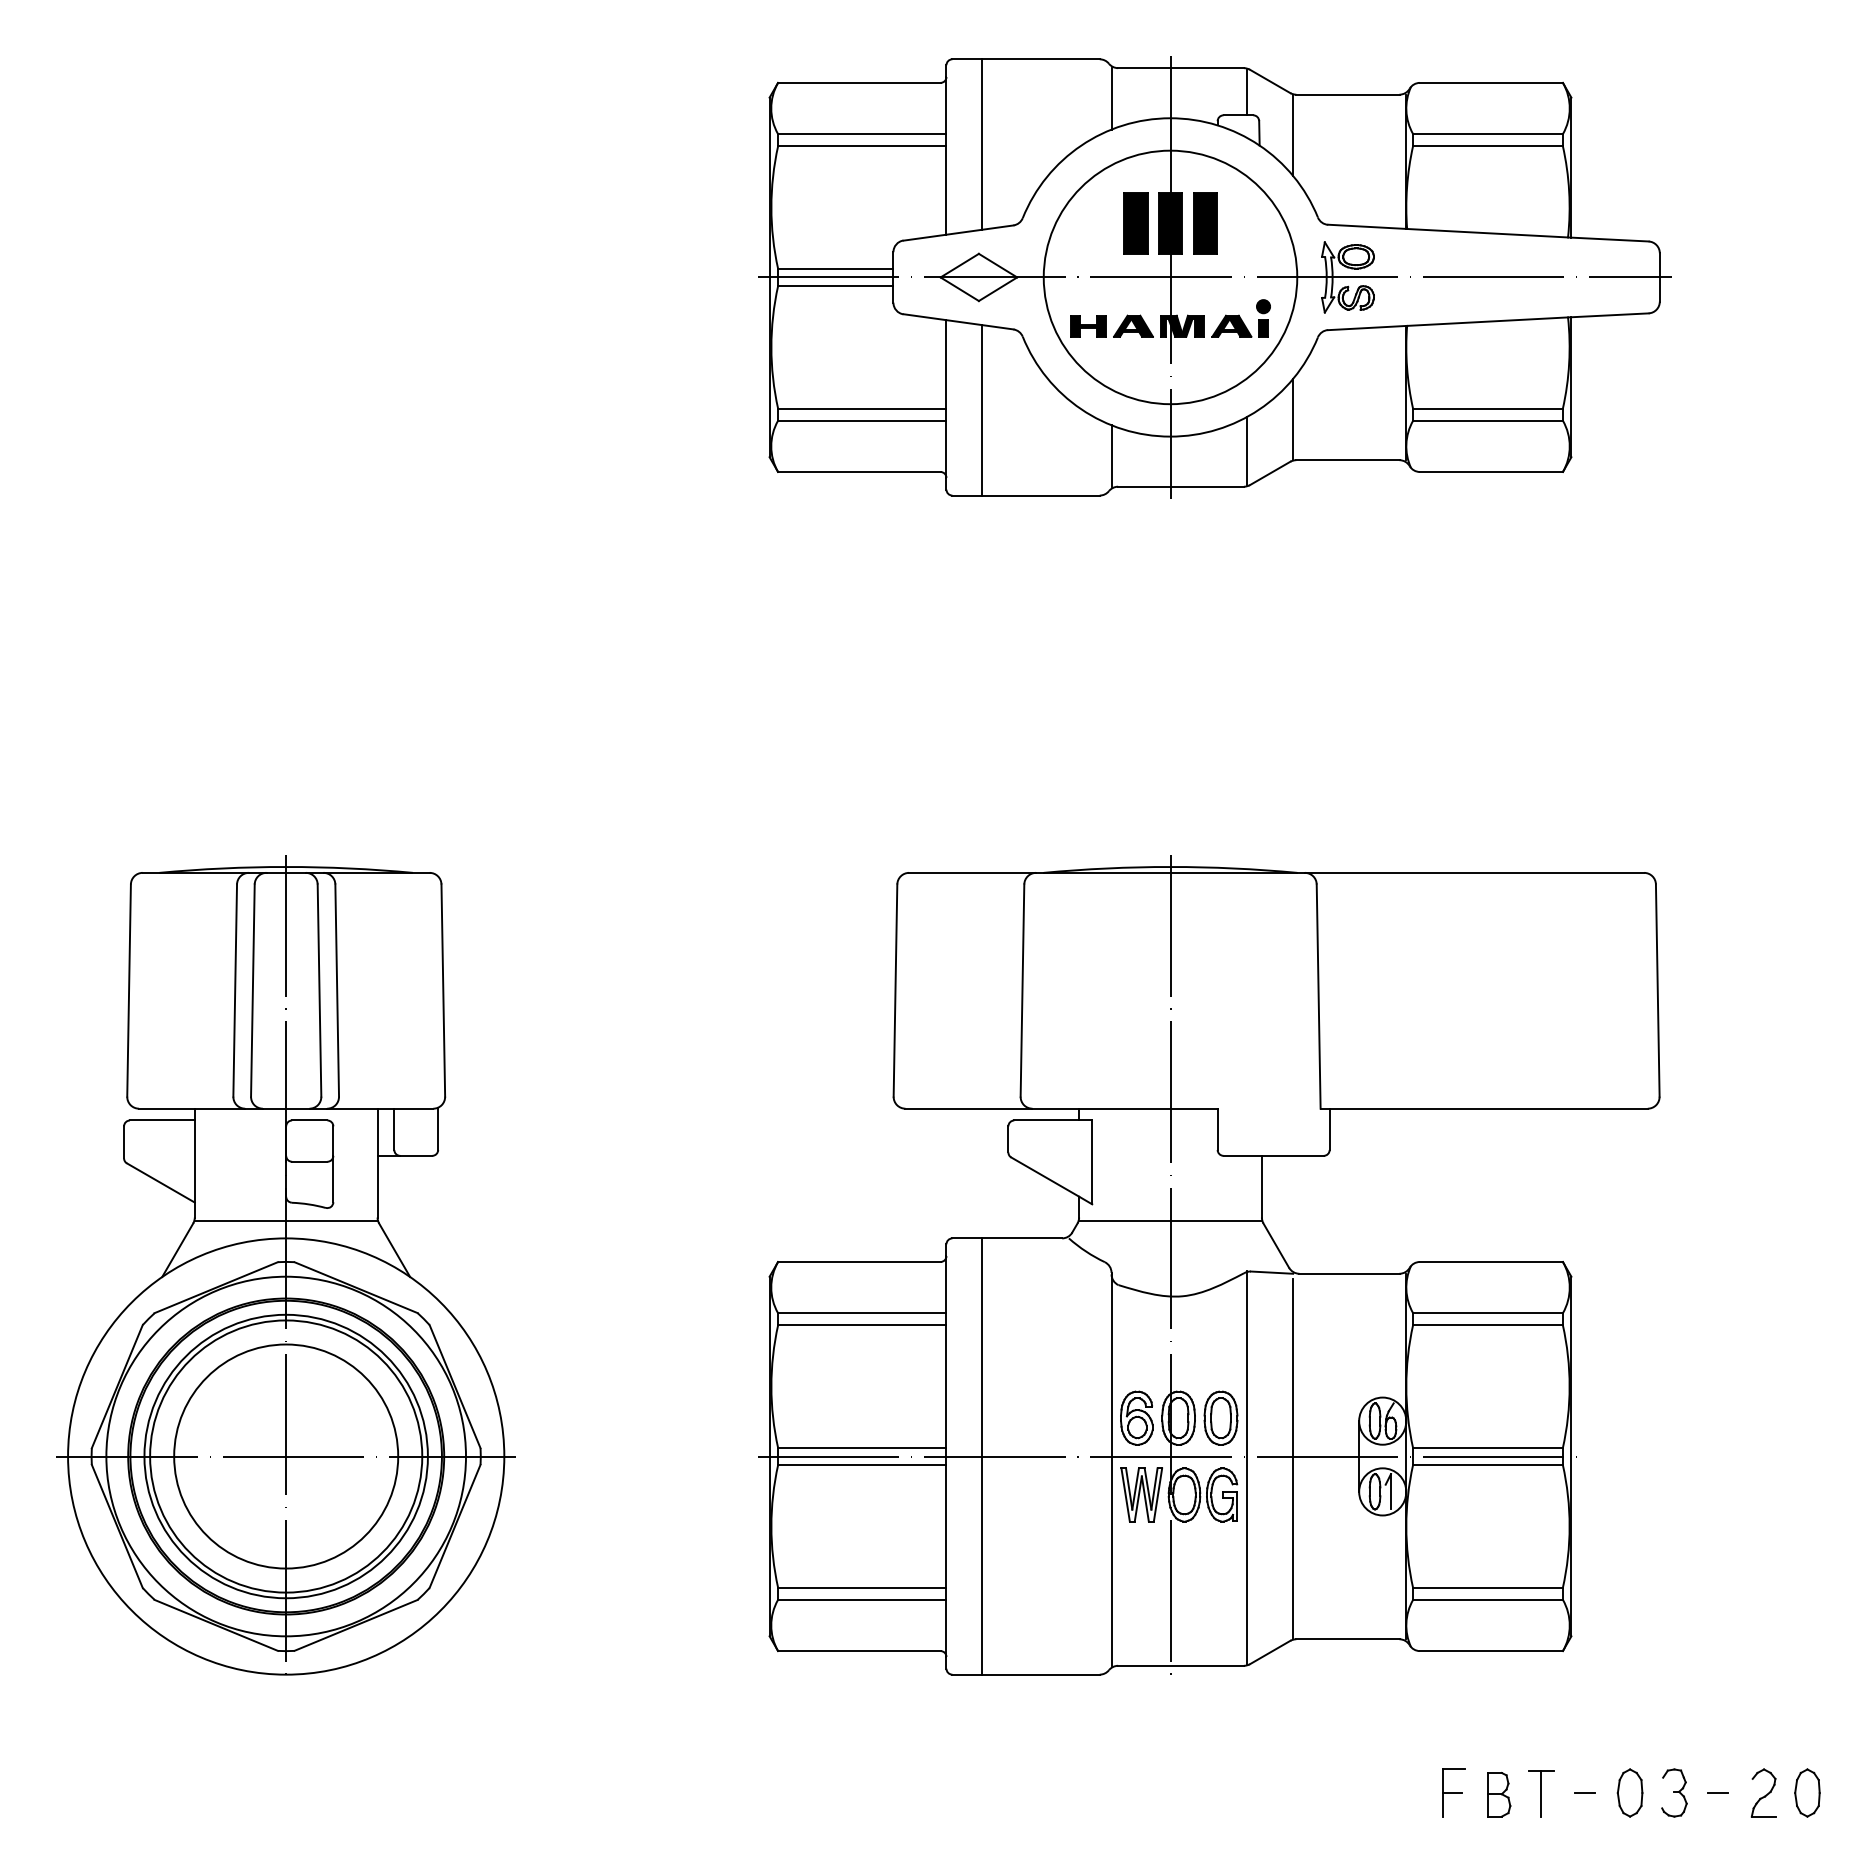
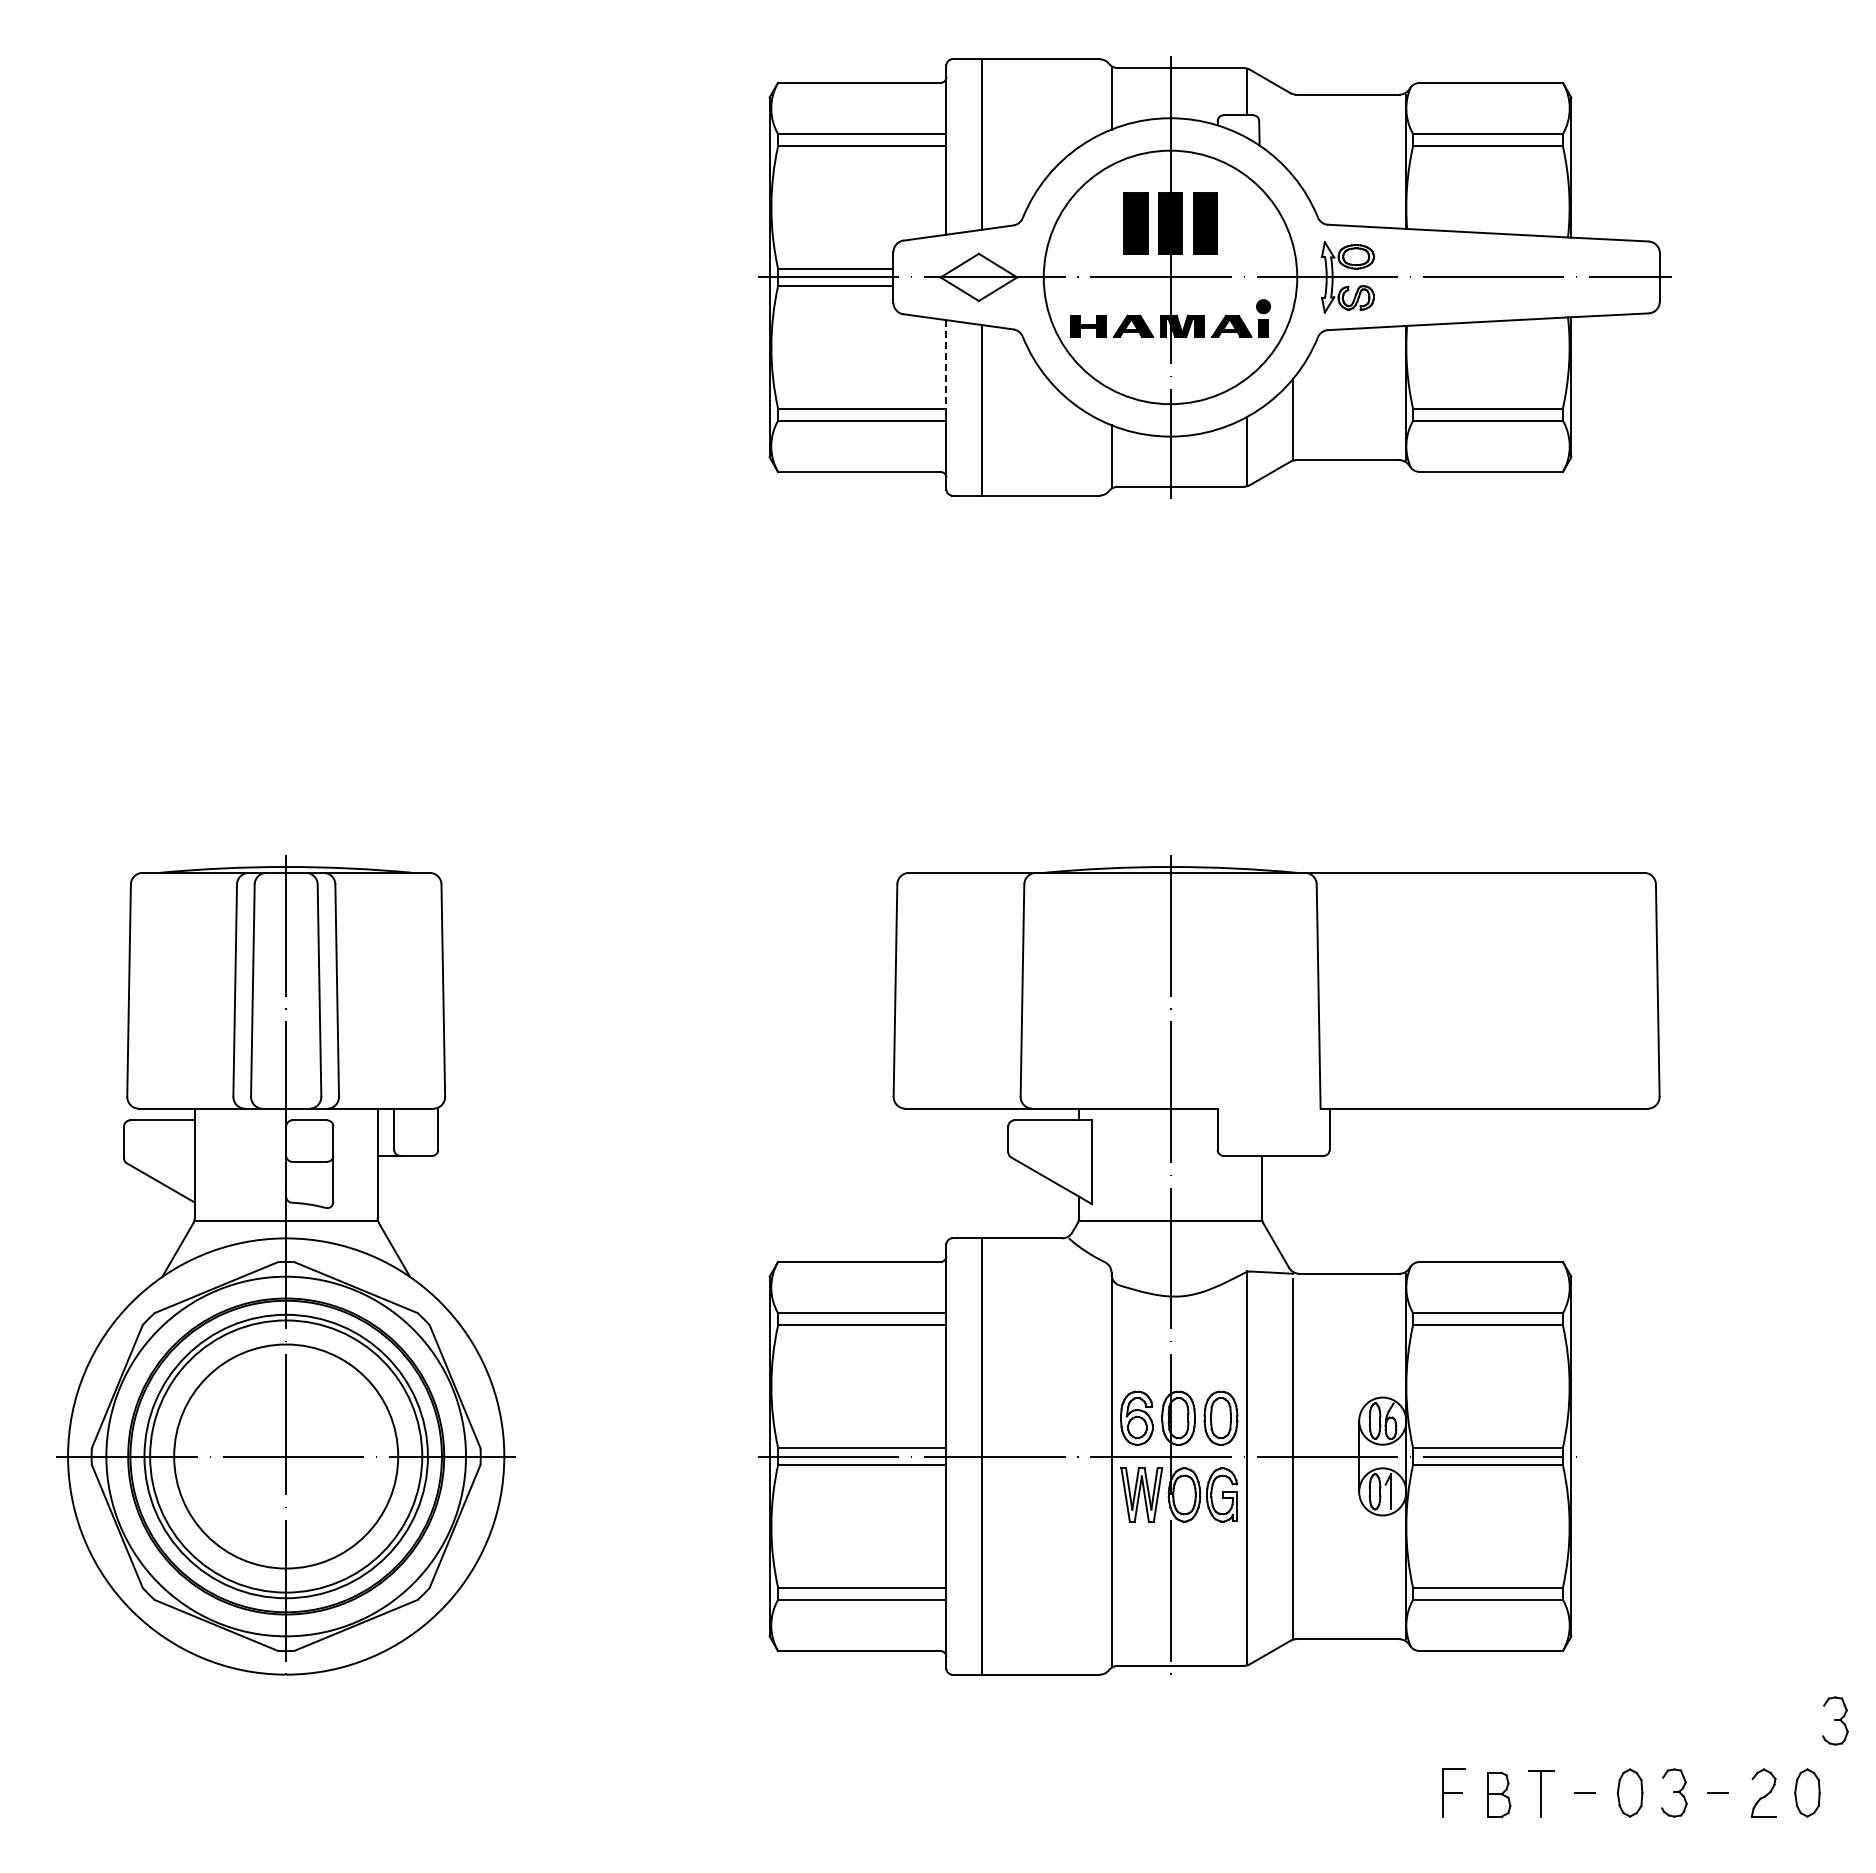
line: present -> none (1293, 134)
line: solid -> dashed (946, 364)
part: none -> present (1835, 1720)
